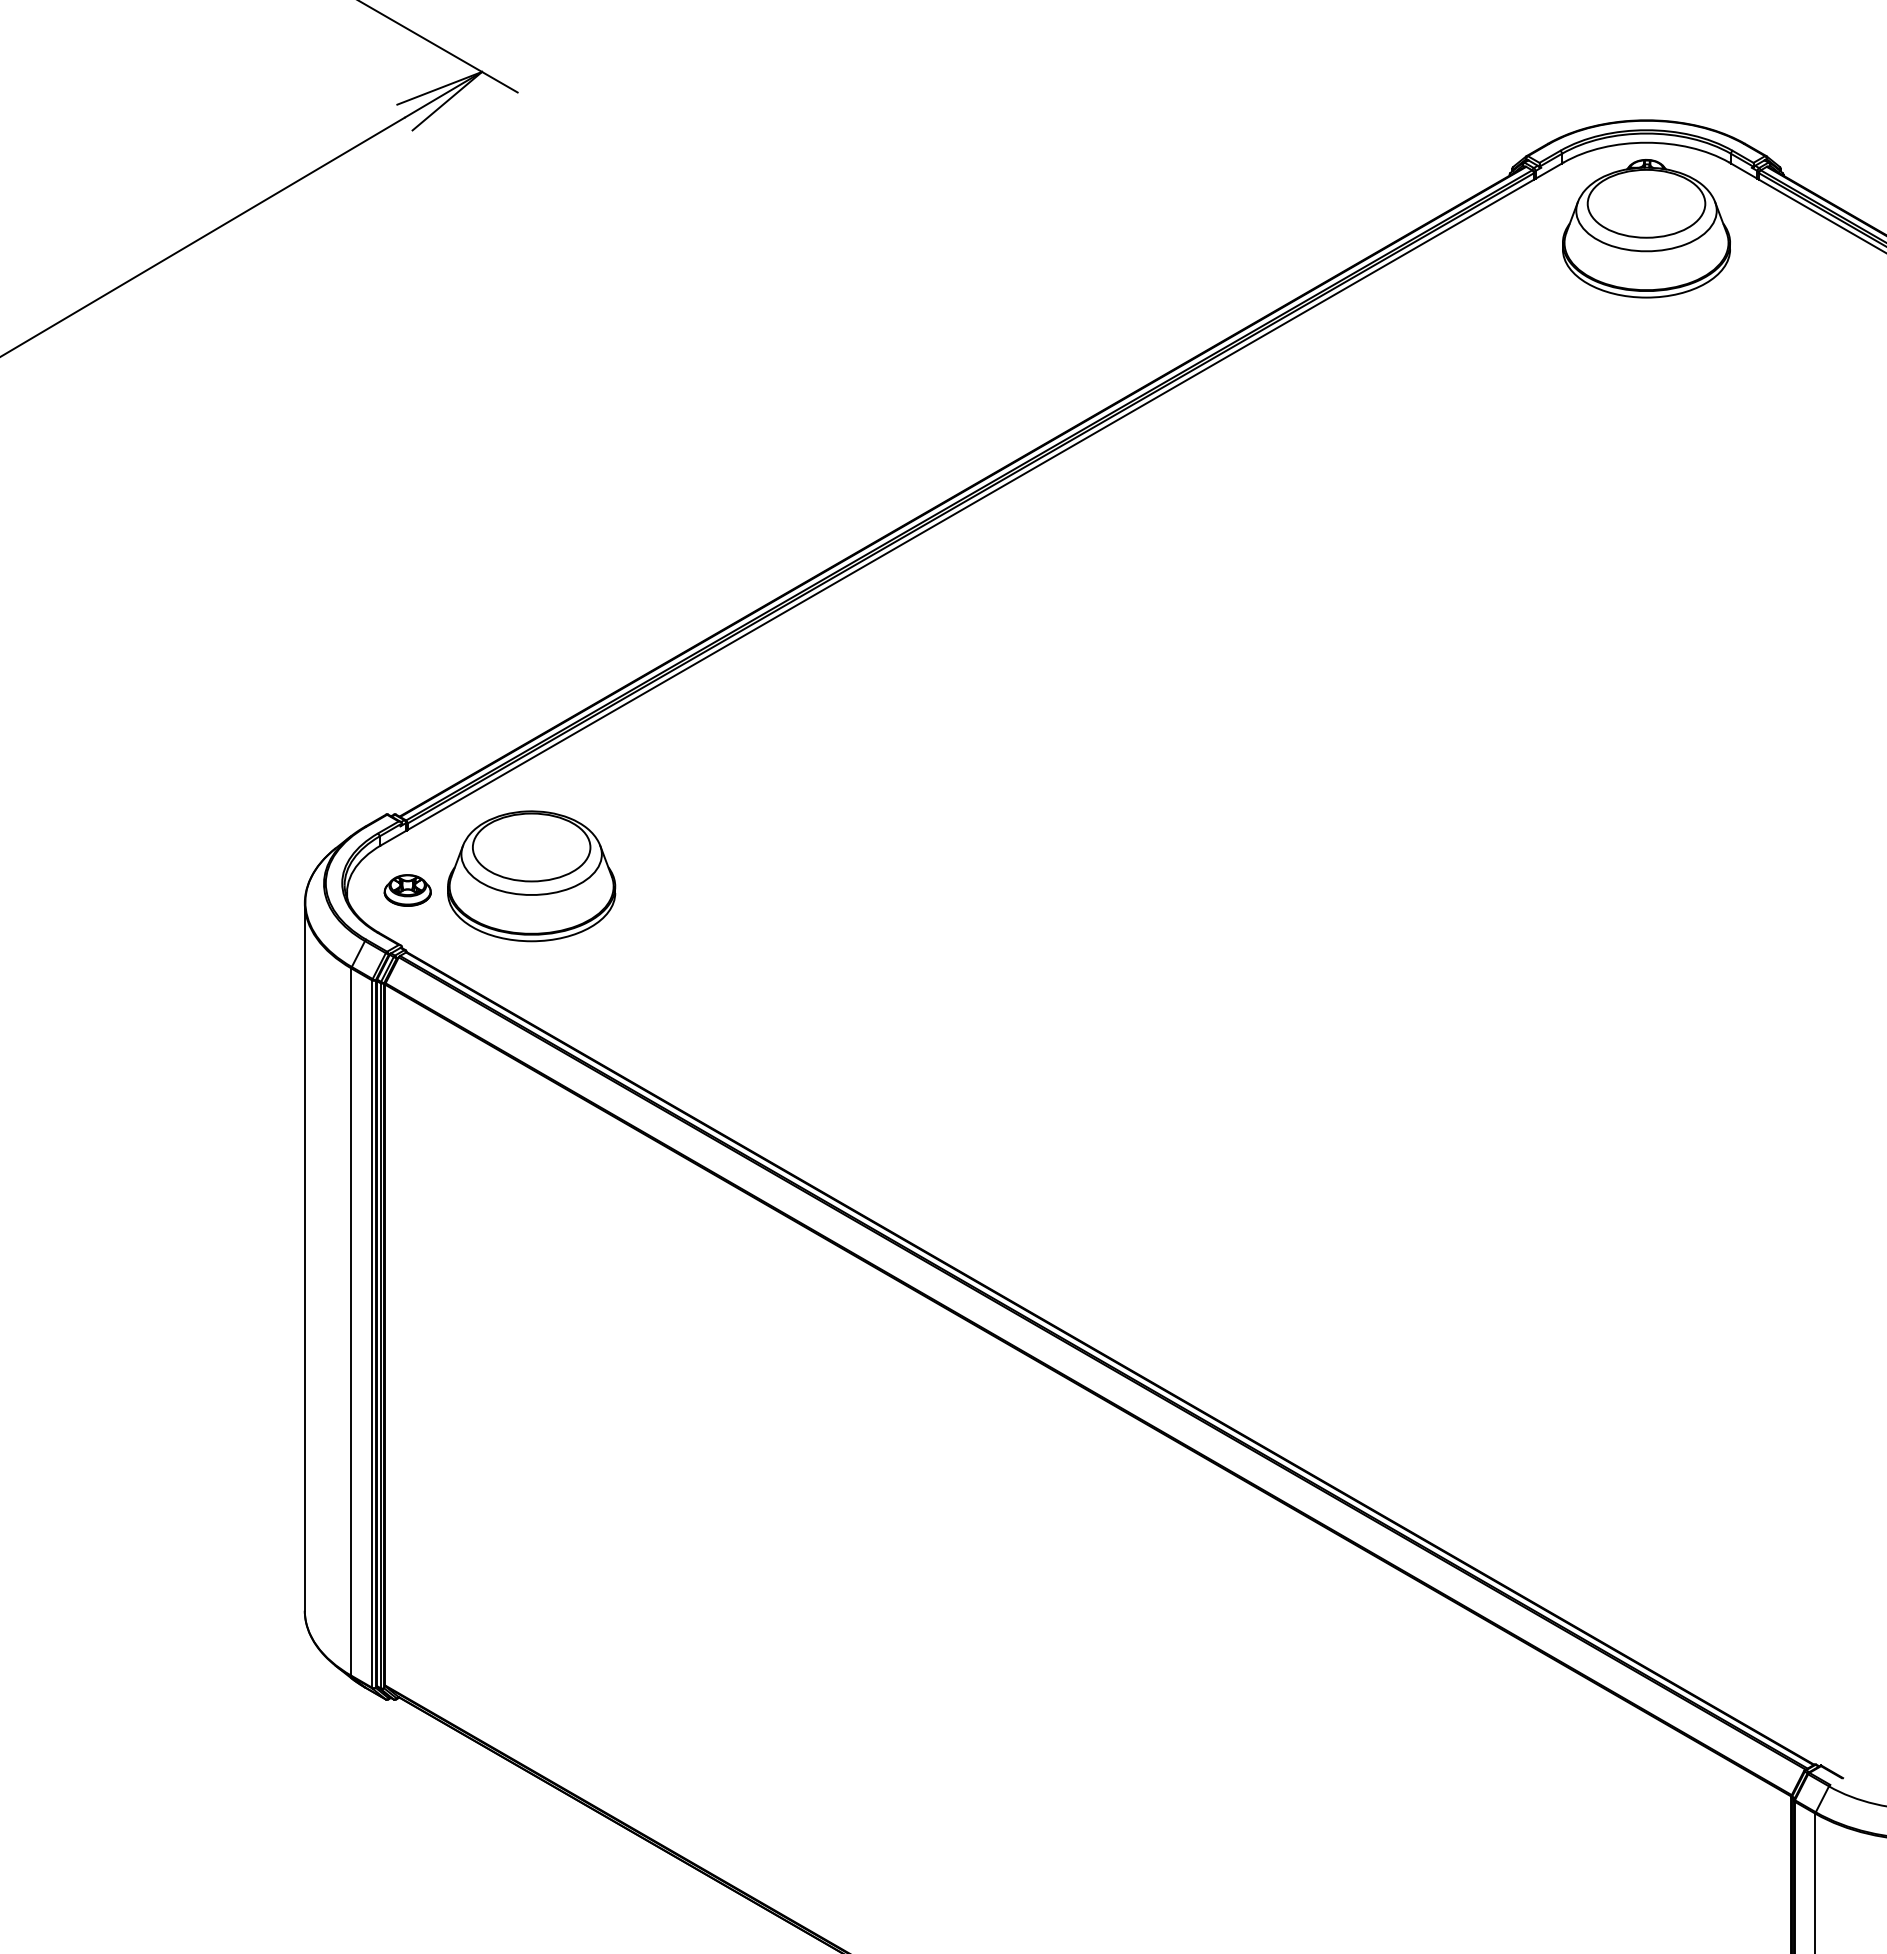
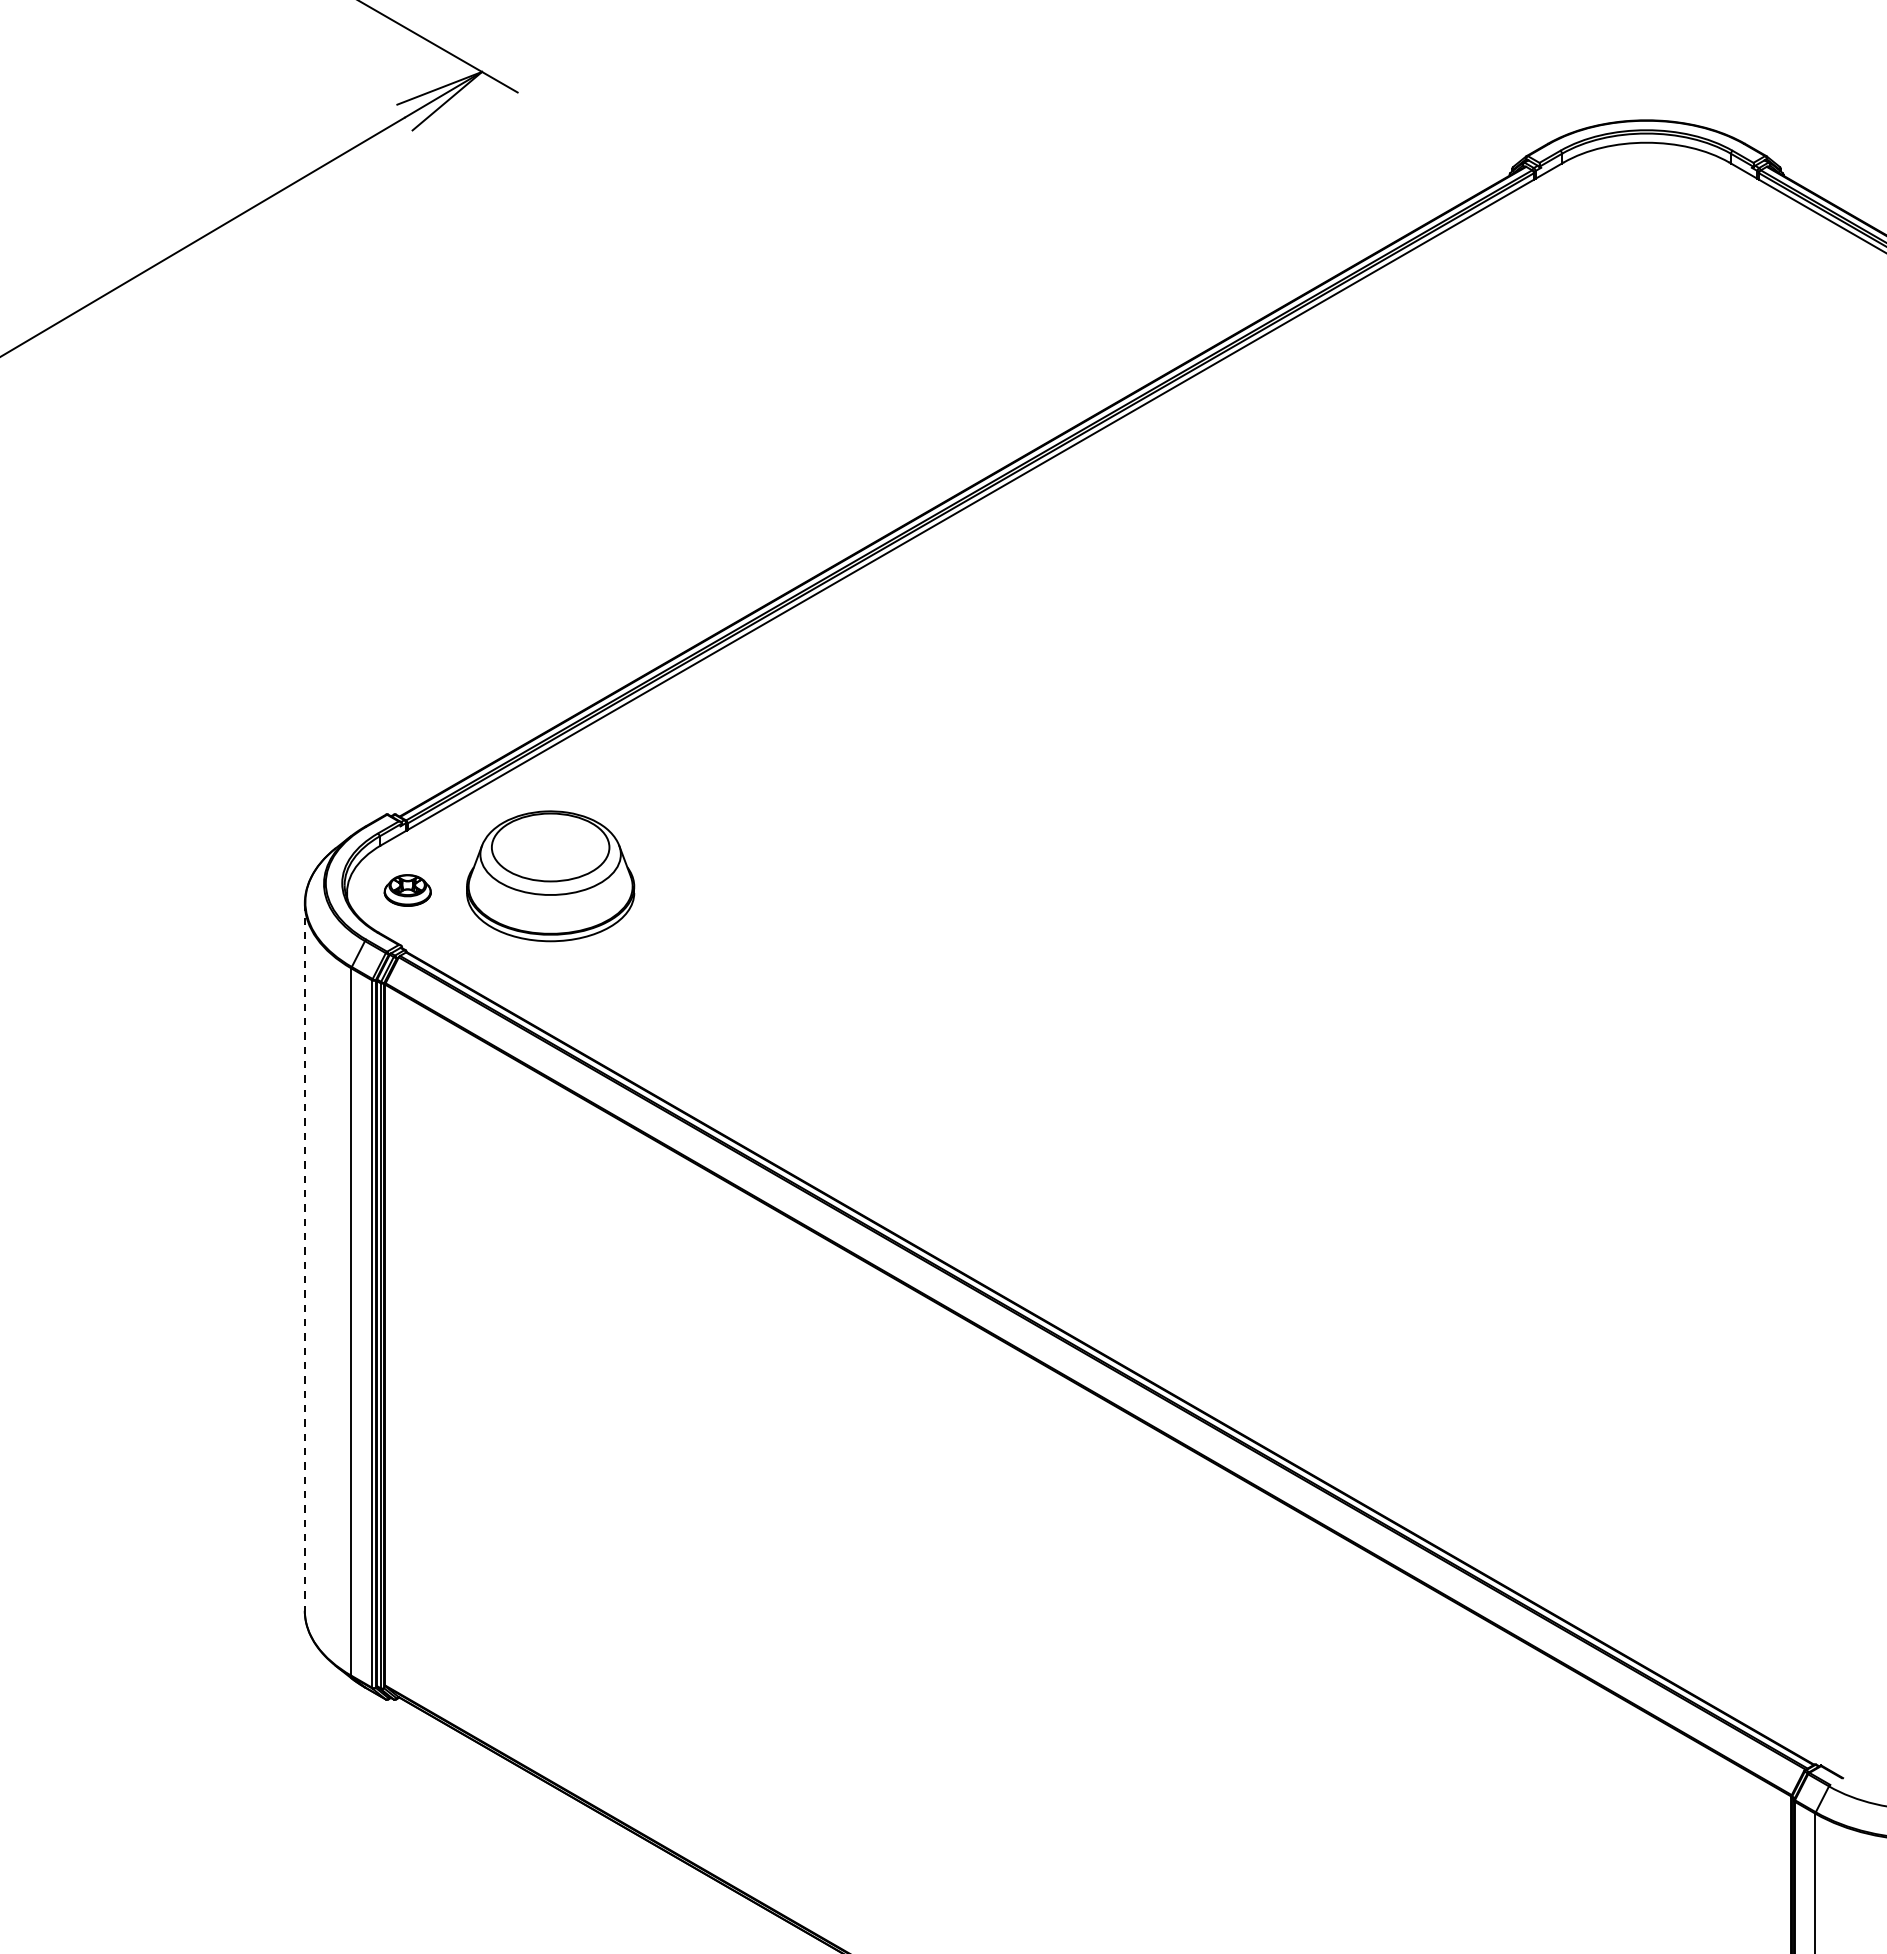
part: present -> none (1646, 228)
part position: (531, 876) -> (550, 876) (550, 876)
line: solid -> dashed (304, 1257)
